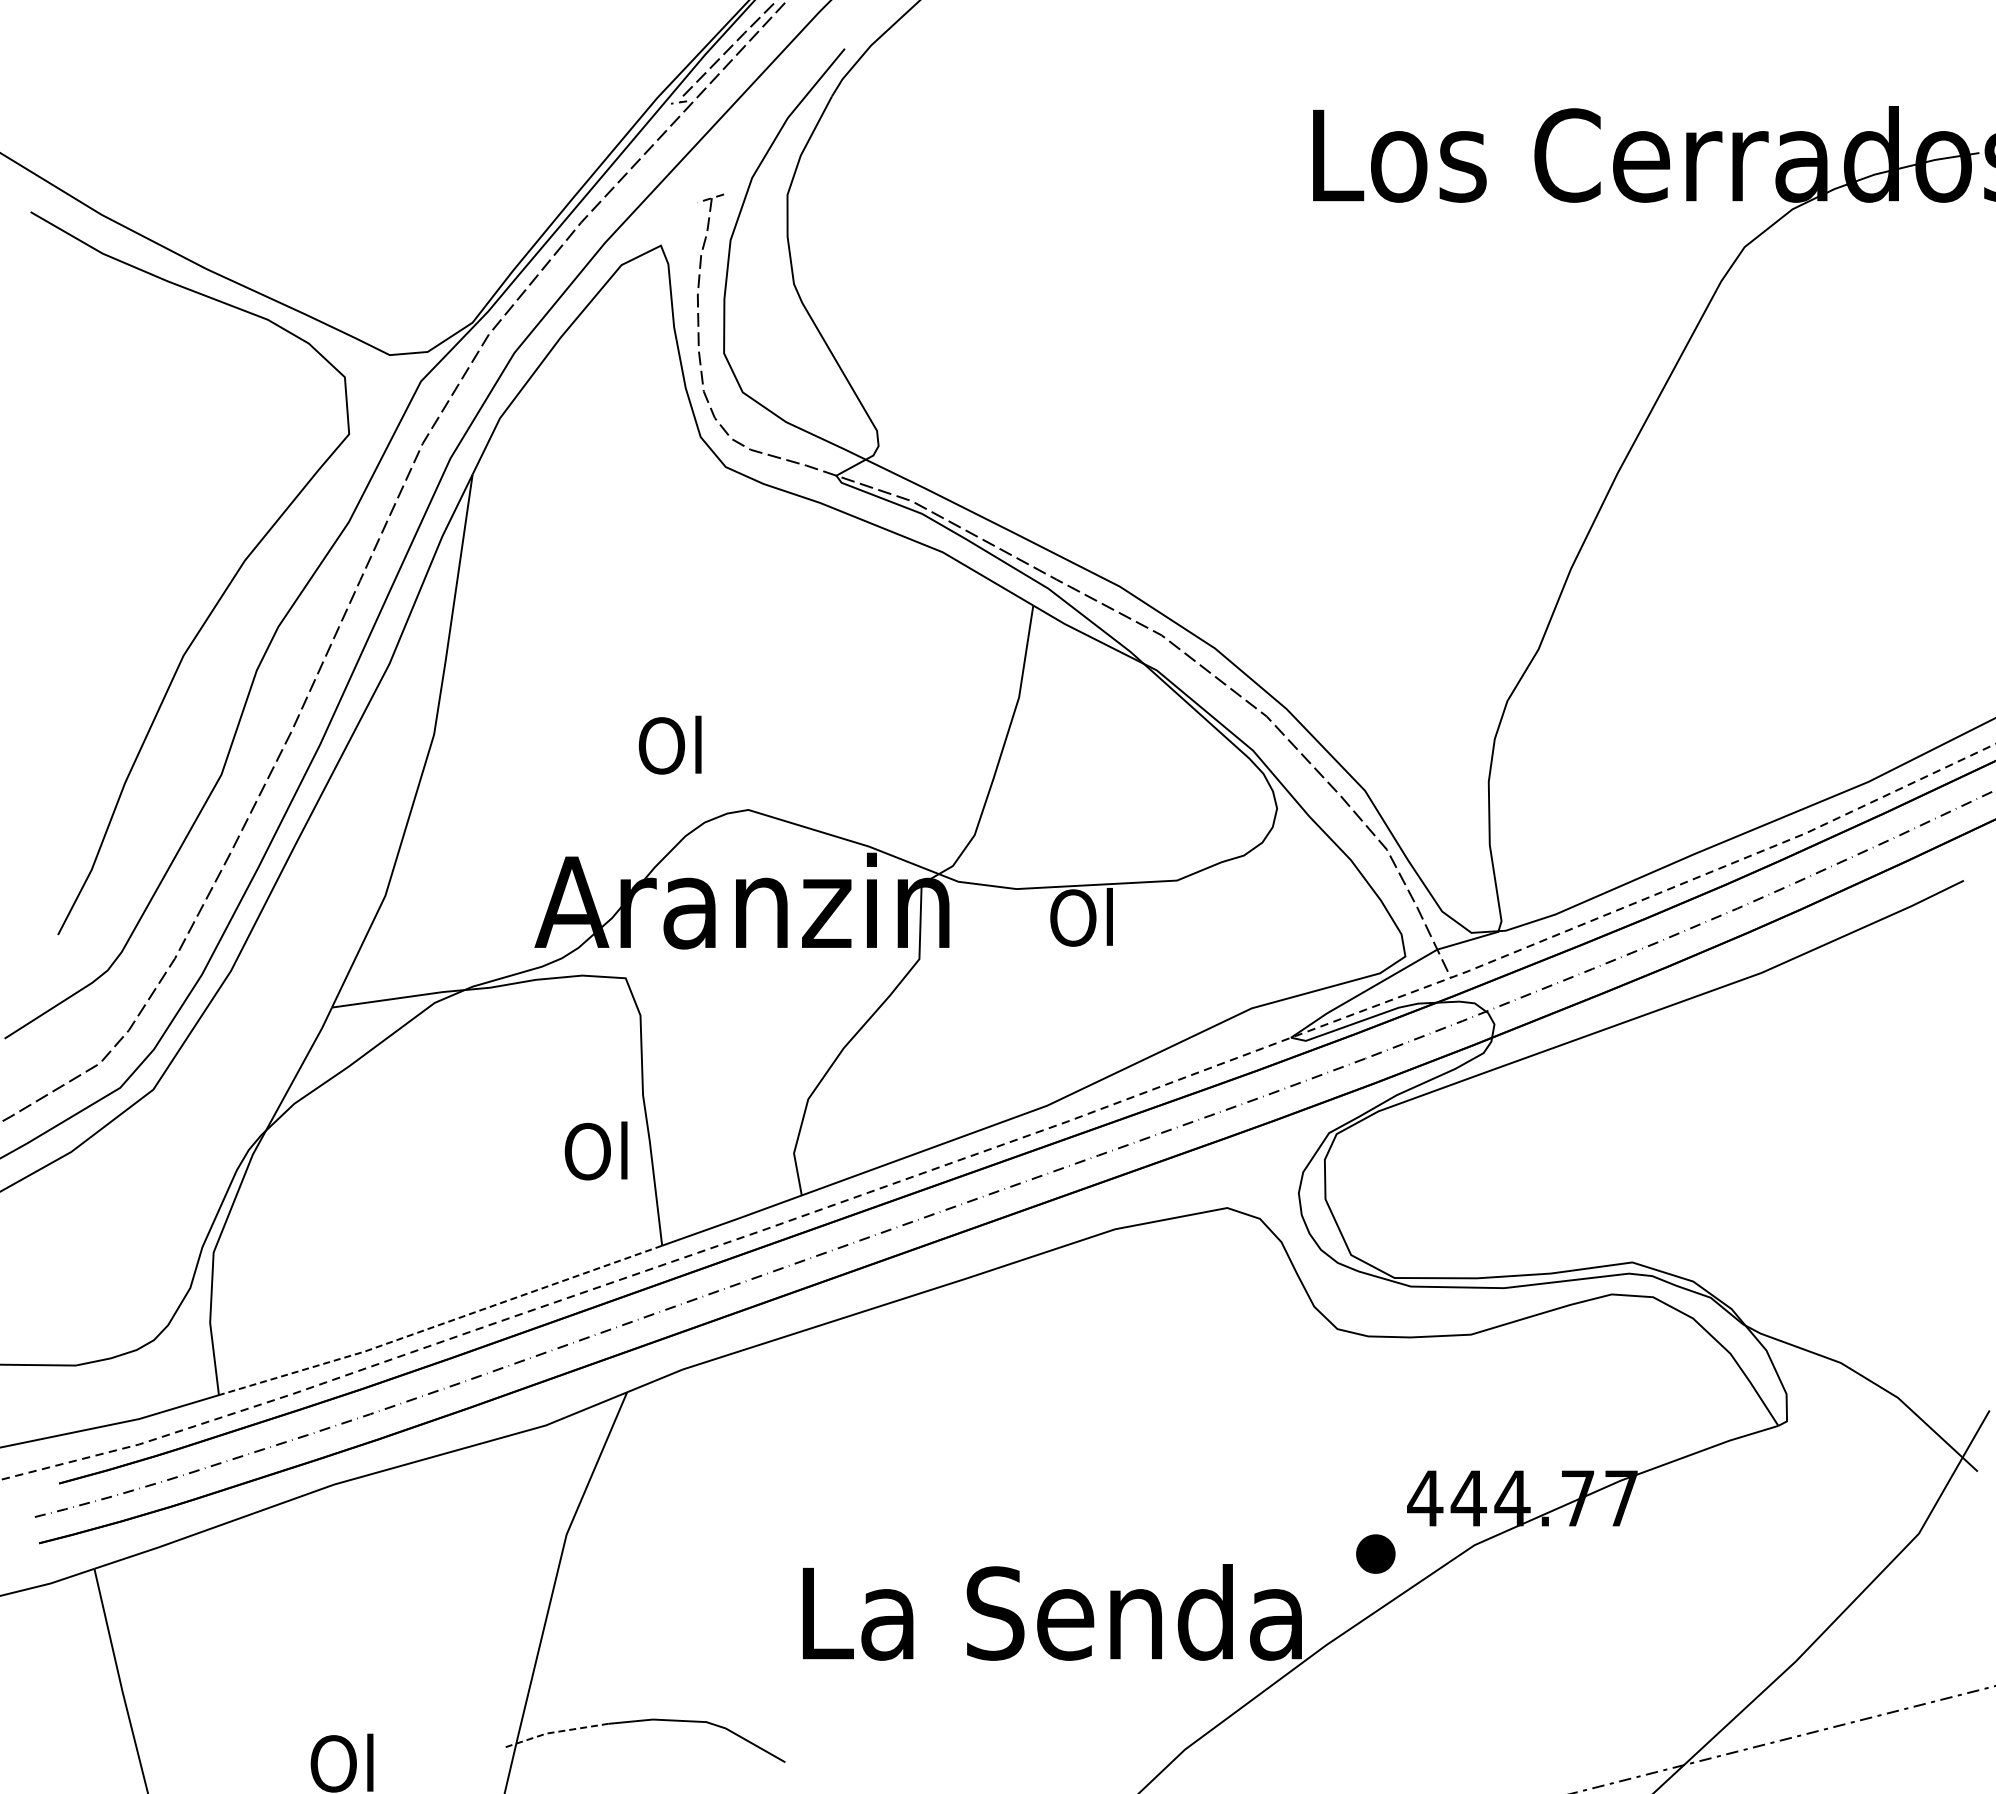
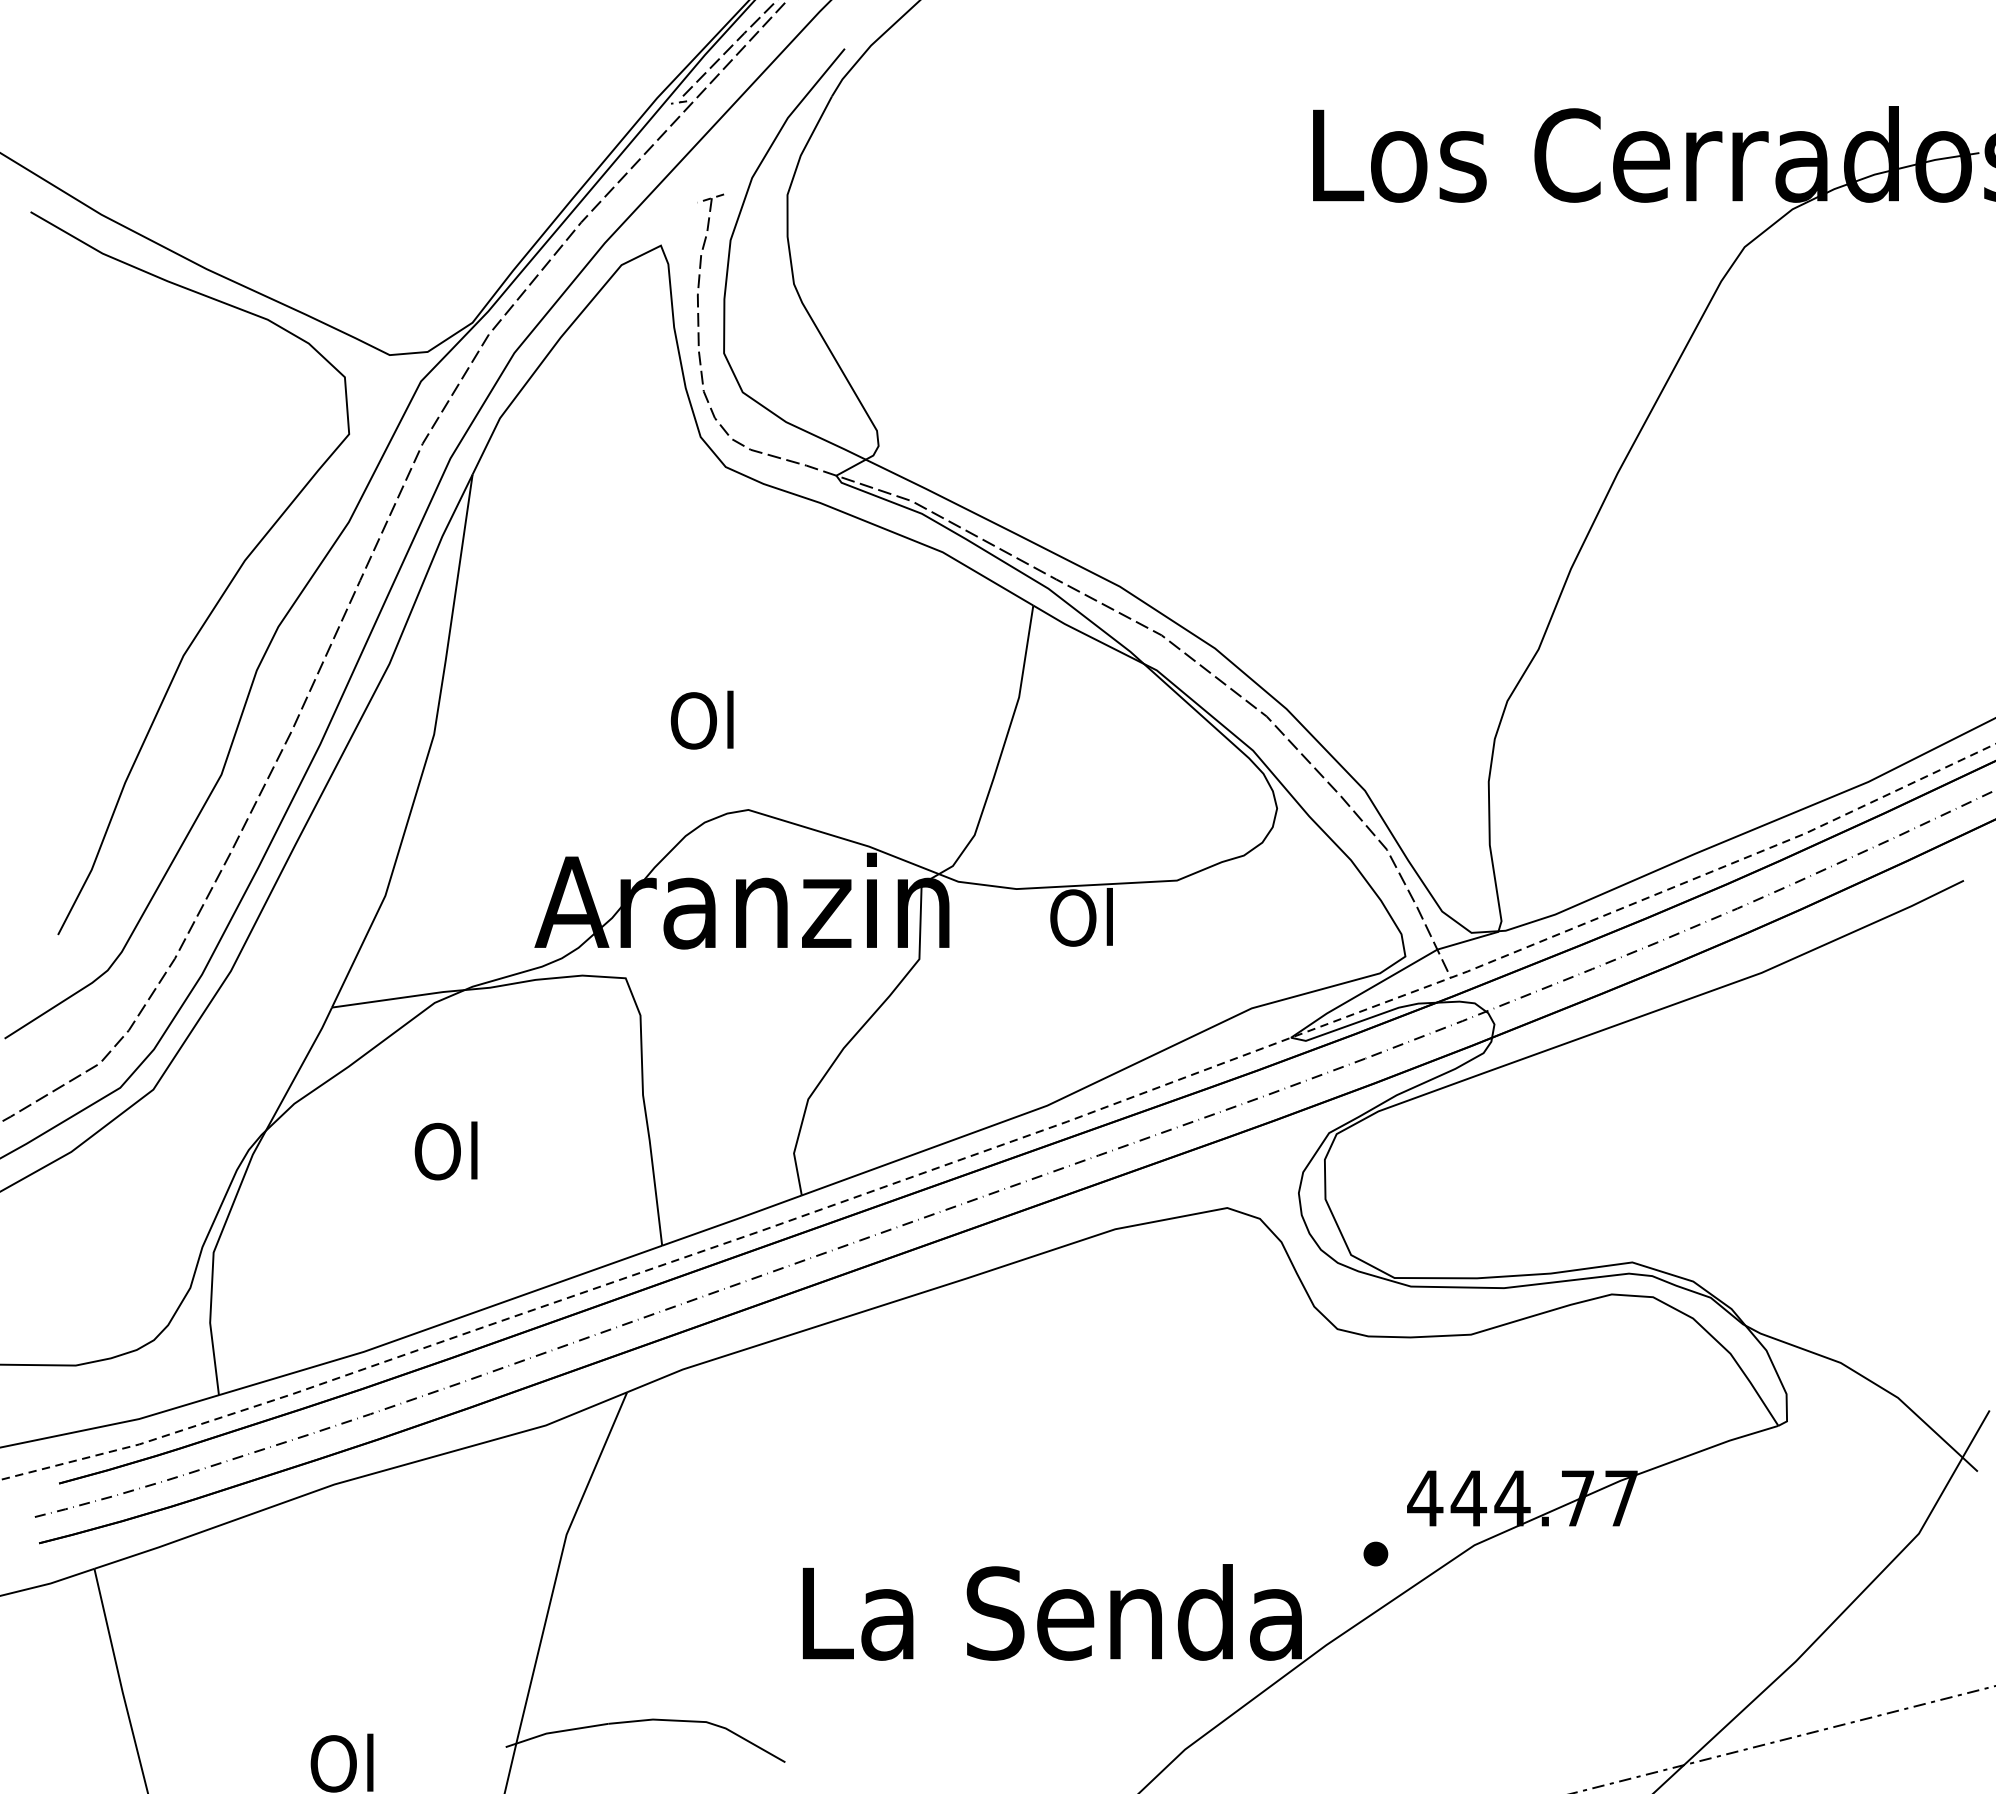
text position: (669, 744) -> (701, 719) (701, 719)
text position: (595, 1150) -> (445, 1150) (445, 1150)
line: dashed -> solid (440, 1324)
part size: 40x40 px -> 26x26 px (1375, 1553)
line: dashed -> solid (556, 1732)
